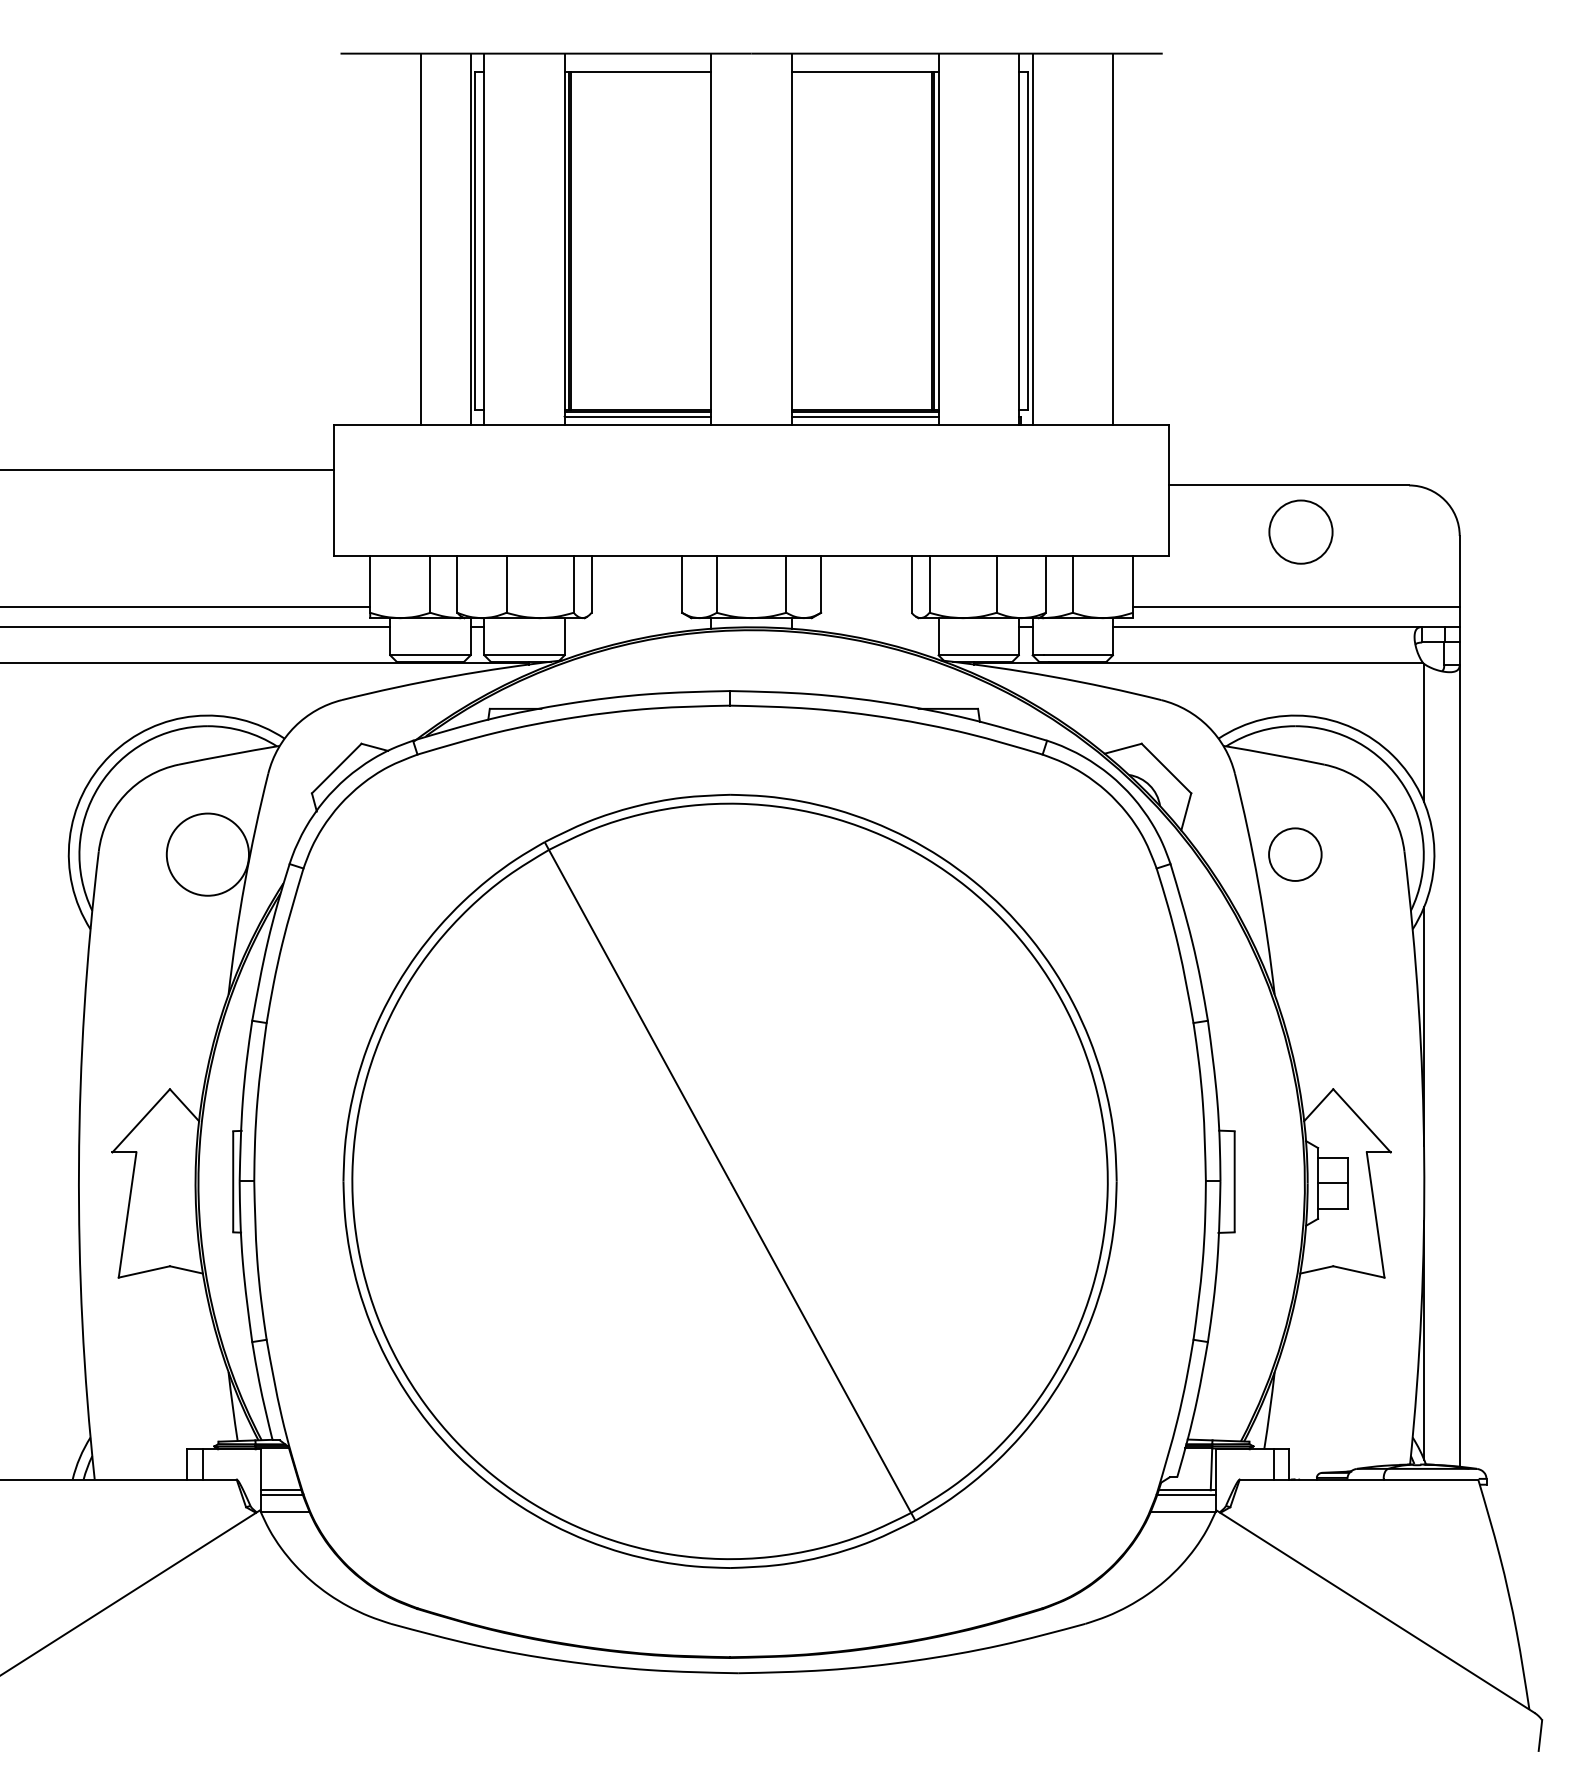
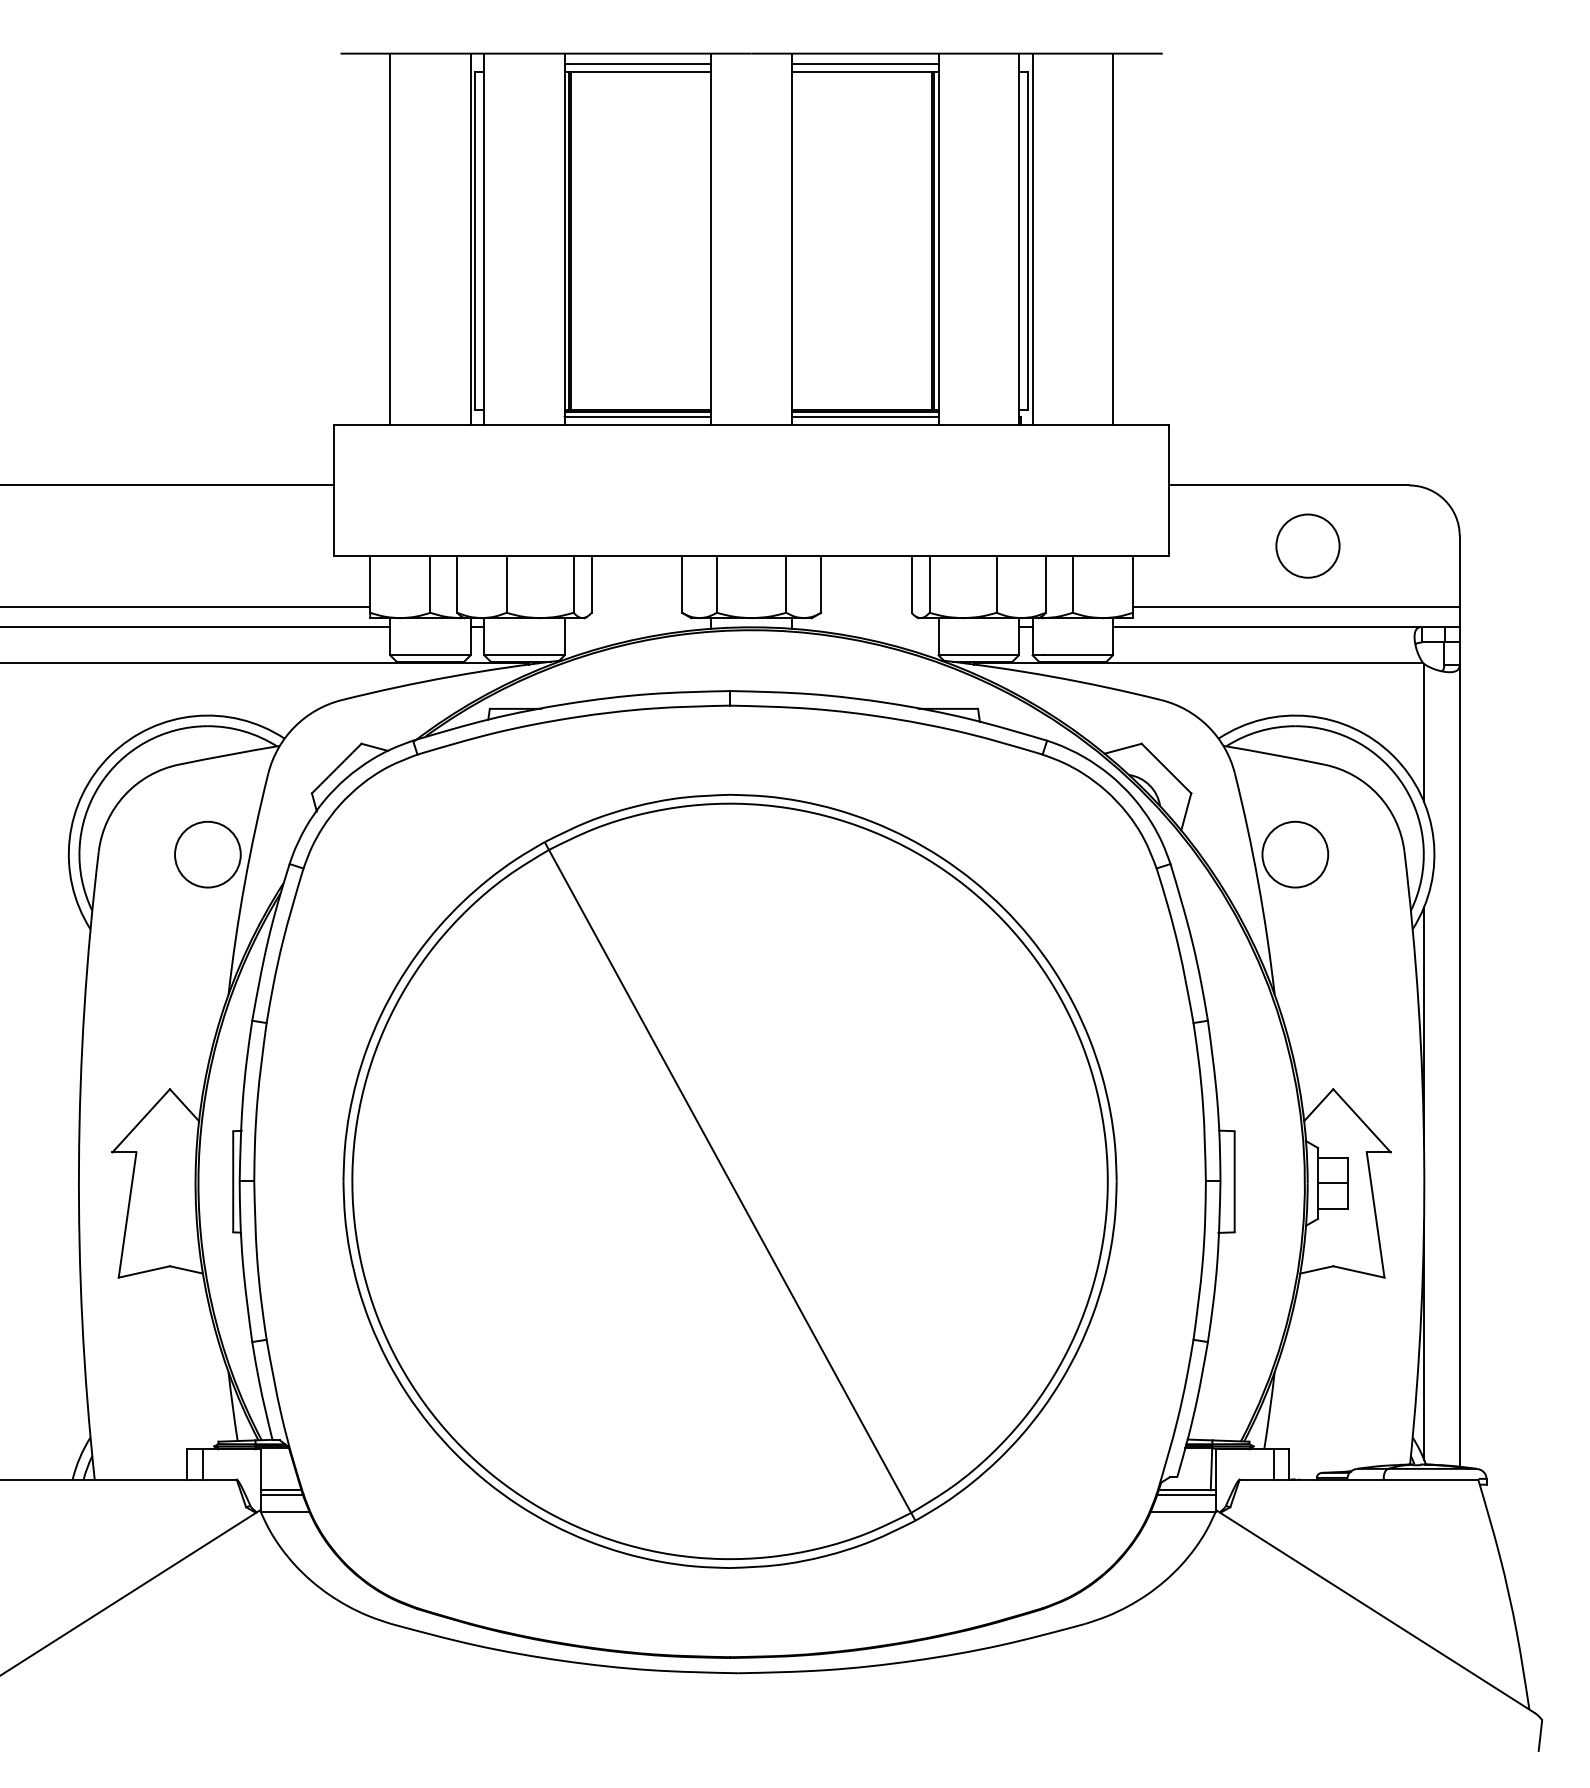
line: none -> present (637, 63)
line: none -> present (864, 63)
line position: (421, 238) -> (390, 238) (390, 238)
line position: (168, 470) -> (168, 485) (168, 485)
circle position: (1300, 531) -> (1307, 545) (1307, 545)
circle diameter: 82 px -> 66 px (207, 854)
circle diameter: 53 px -> 66 px (1295, 854)
